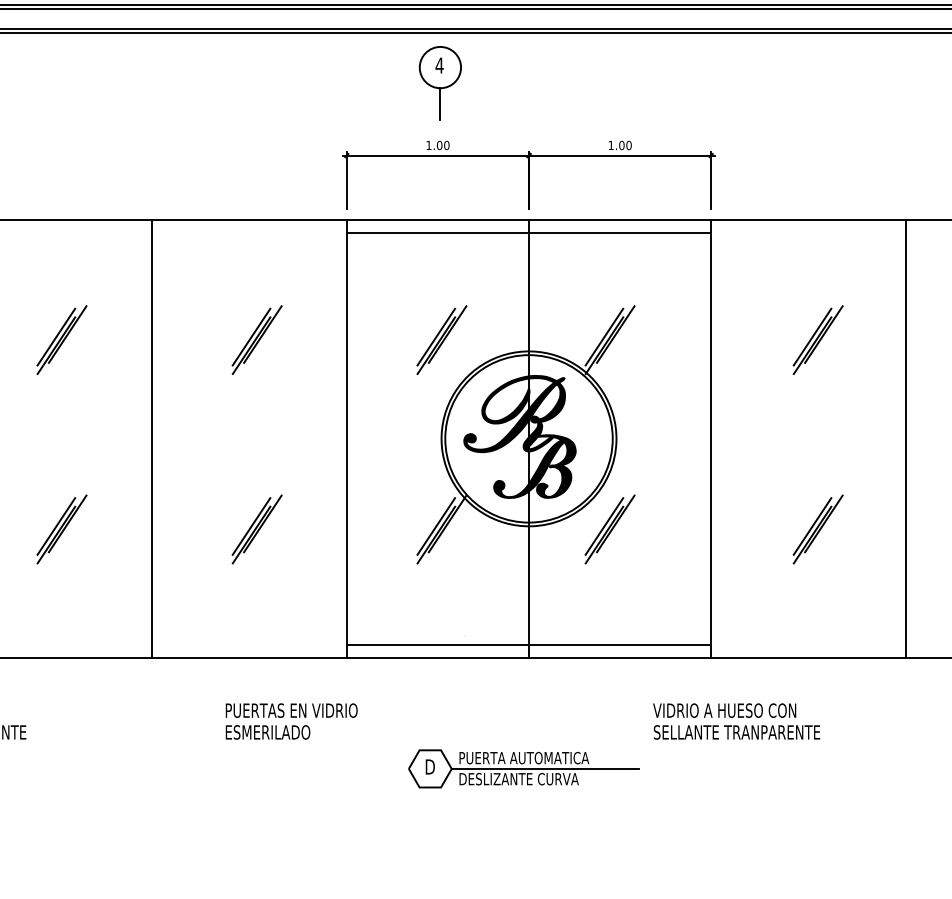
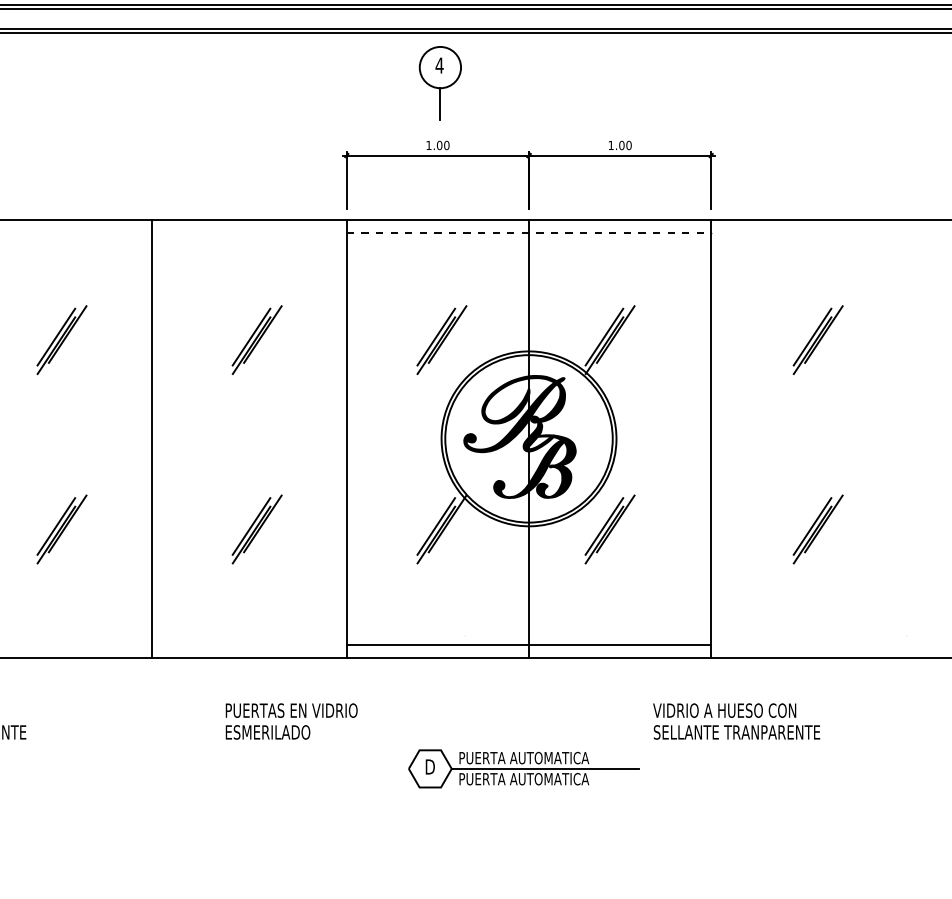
line: solid -> dashed (529, 232)
line: present -> none (906, 438)
text: DESLIZANTE CURVA -> PUERTA AUTOMATICA (524, 779)
